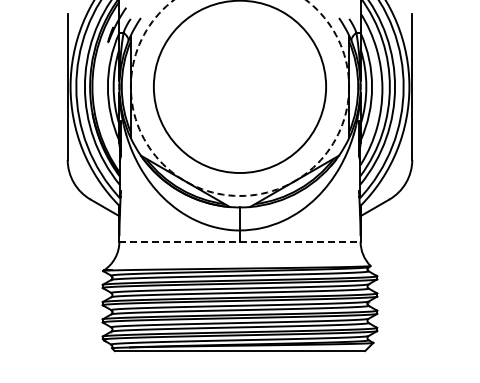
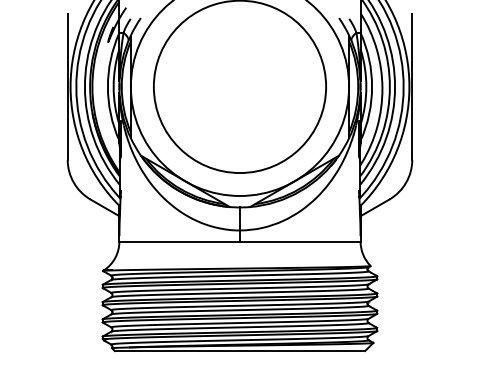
circle: dashed -> solid (239, 97)
line: dashed -> solid (239, 241)
